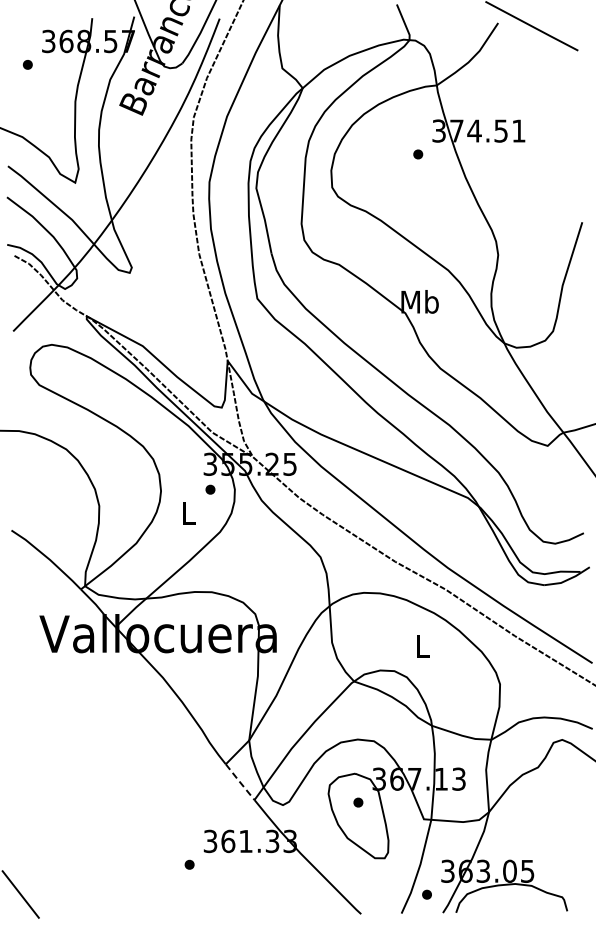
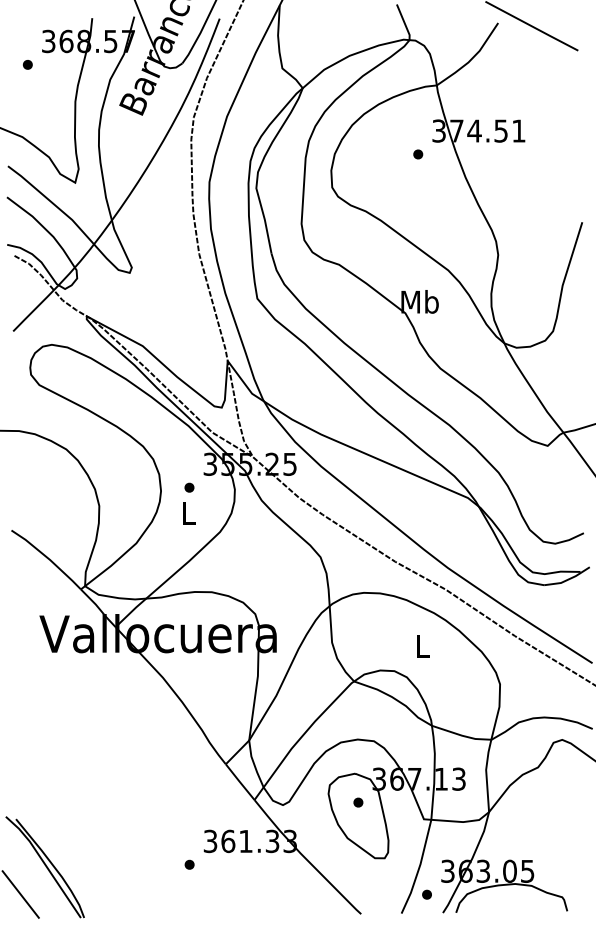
part position: (210, 489) -> (189, 487) (189, 487)
line: dashed -> solid (239, 781)
part: none -> present (44, 867)
